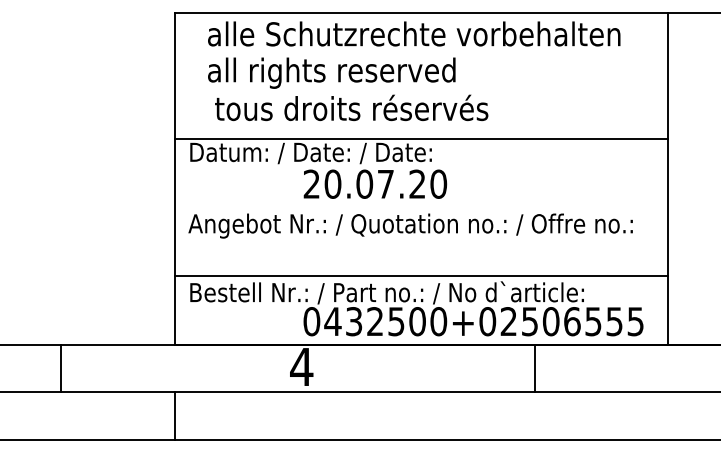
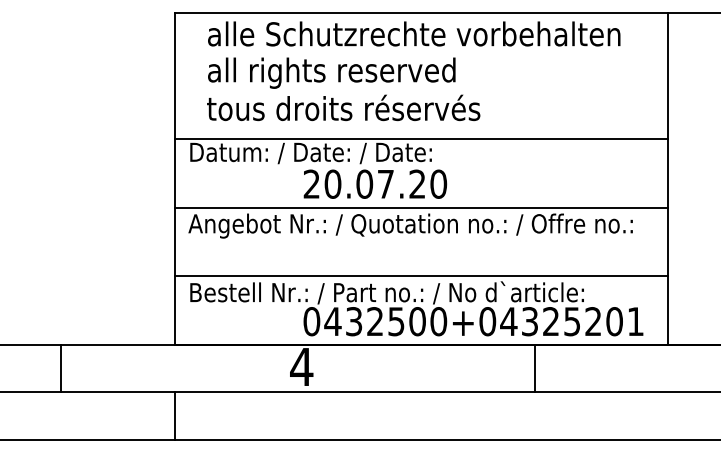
text position: (351, 107) -> (343, 107) (343, 107)
line: none -> present (421, 207)
text: 0432500+02506555 -> 0432500+04325201 (571, 321)
